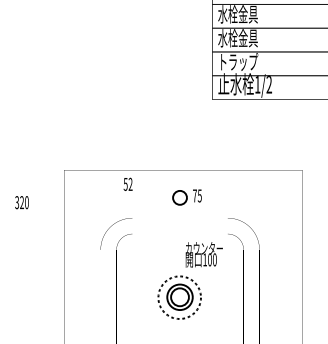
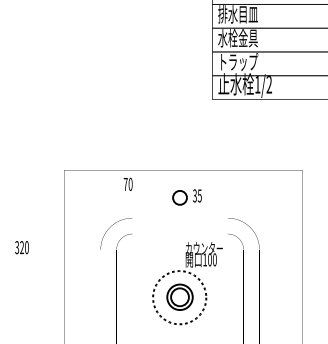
text: 水栓金具 -> 排水目皿 (237, 14)
text: 52 -> 70 (127, 184)
text: 75 -> 35 (194, 195)
text position: (21, 202) -> (21, 247) (21, 247)
circle diameter: 43 px -> 53 px (179, 297)
